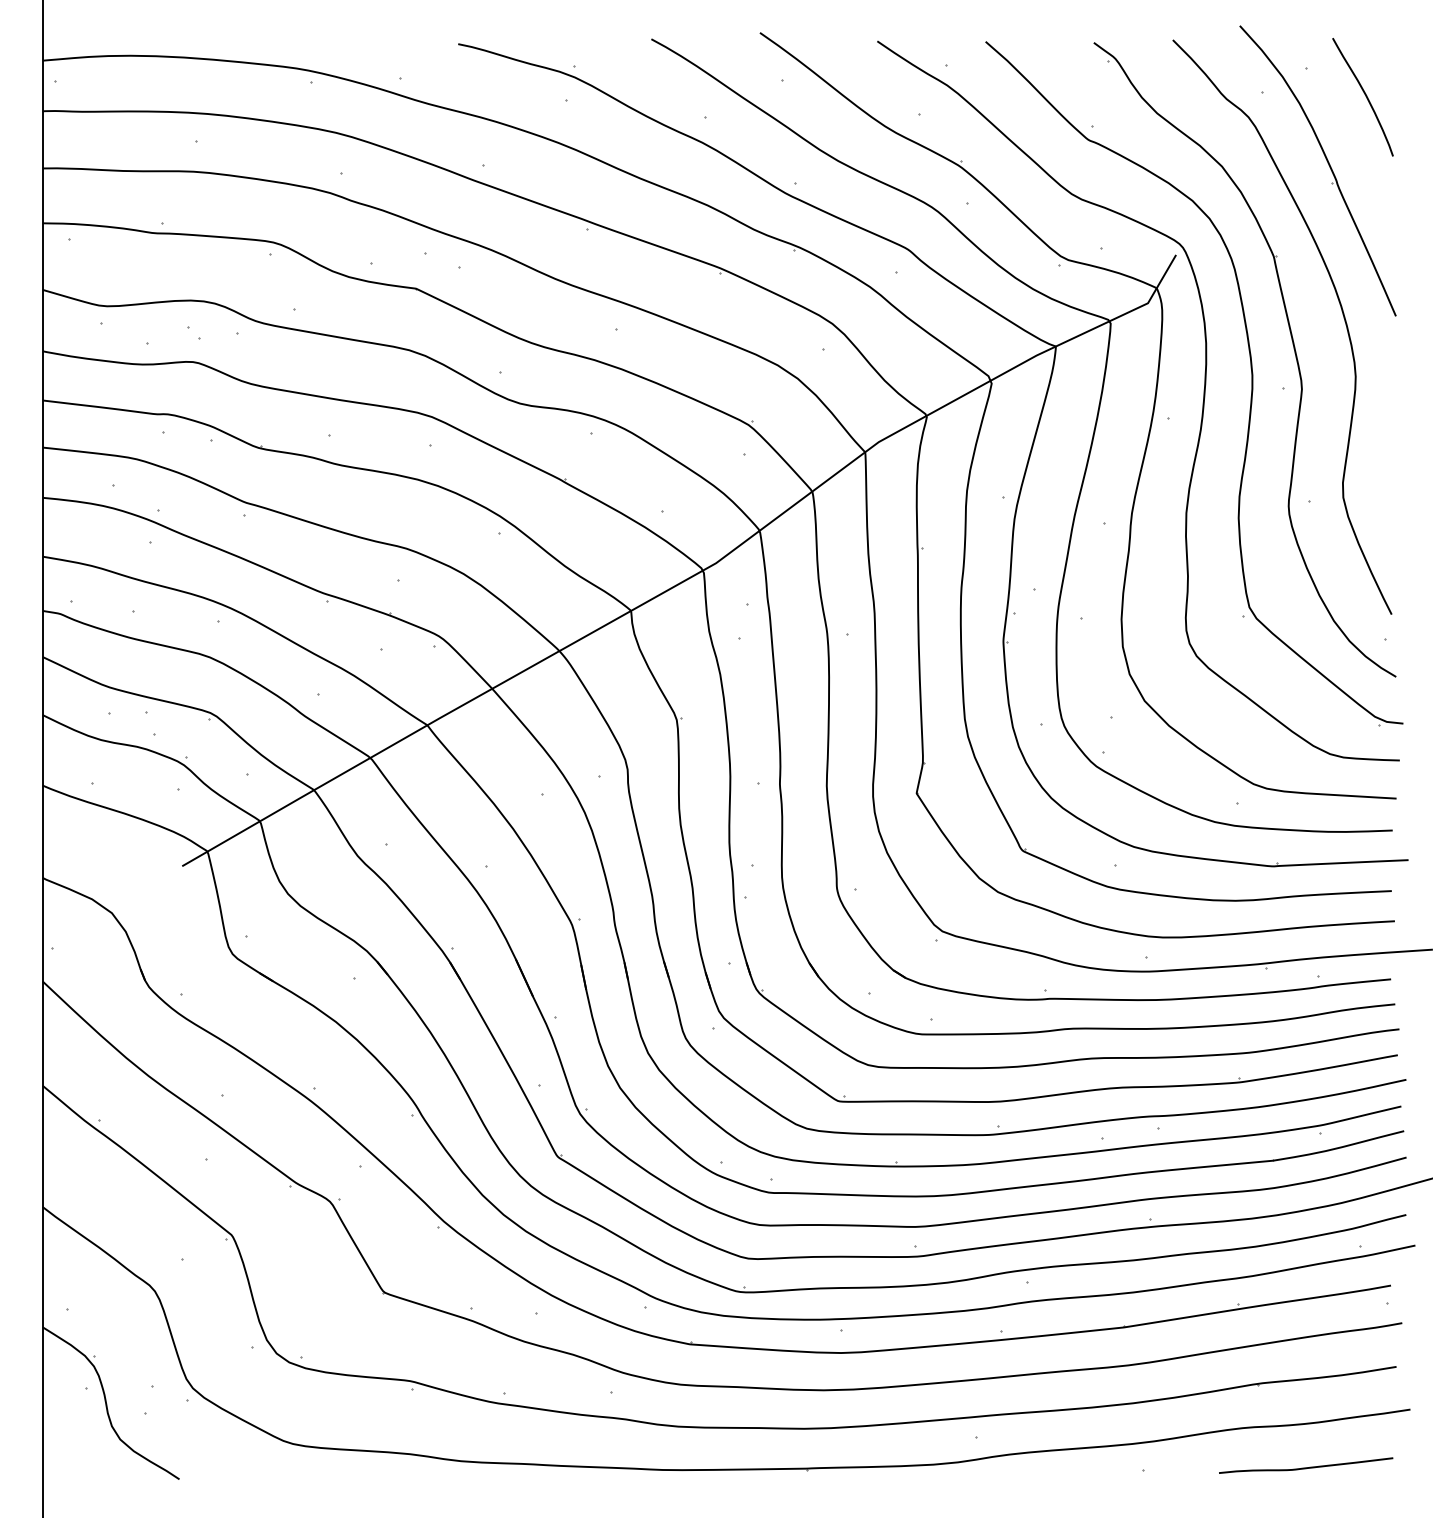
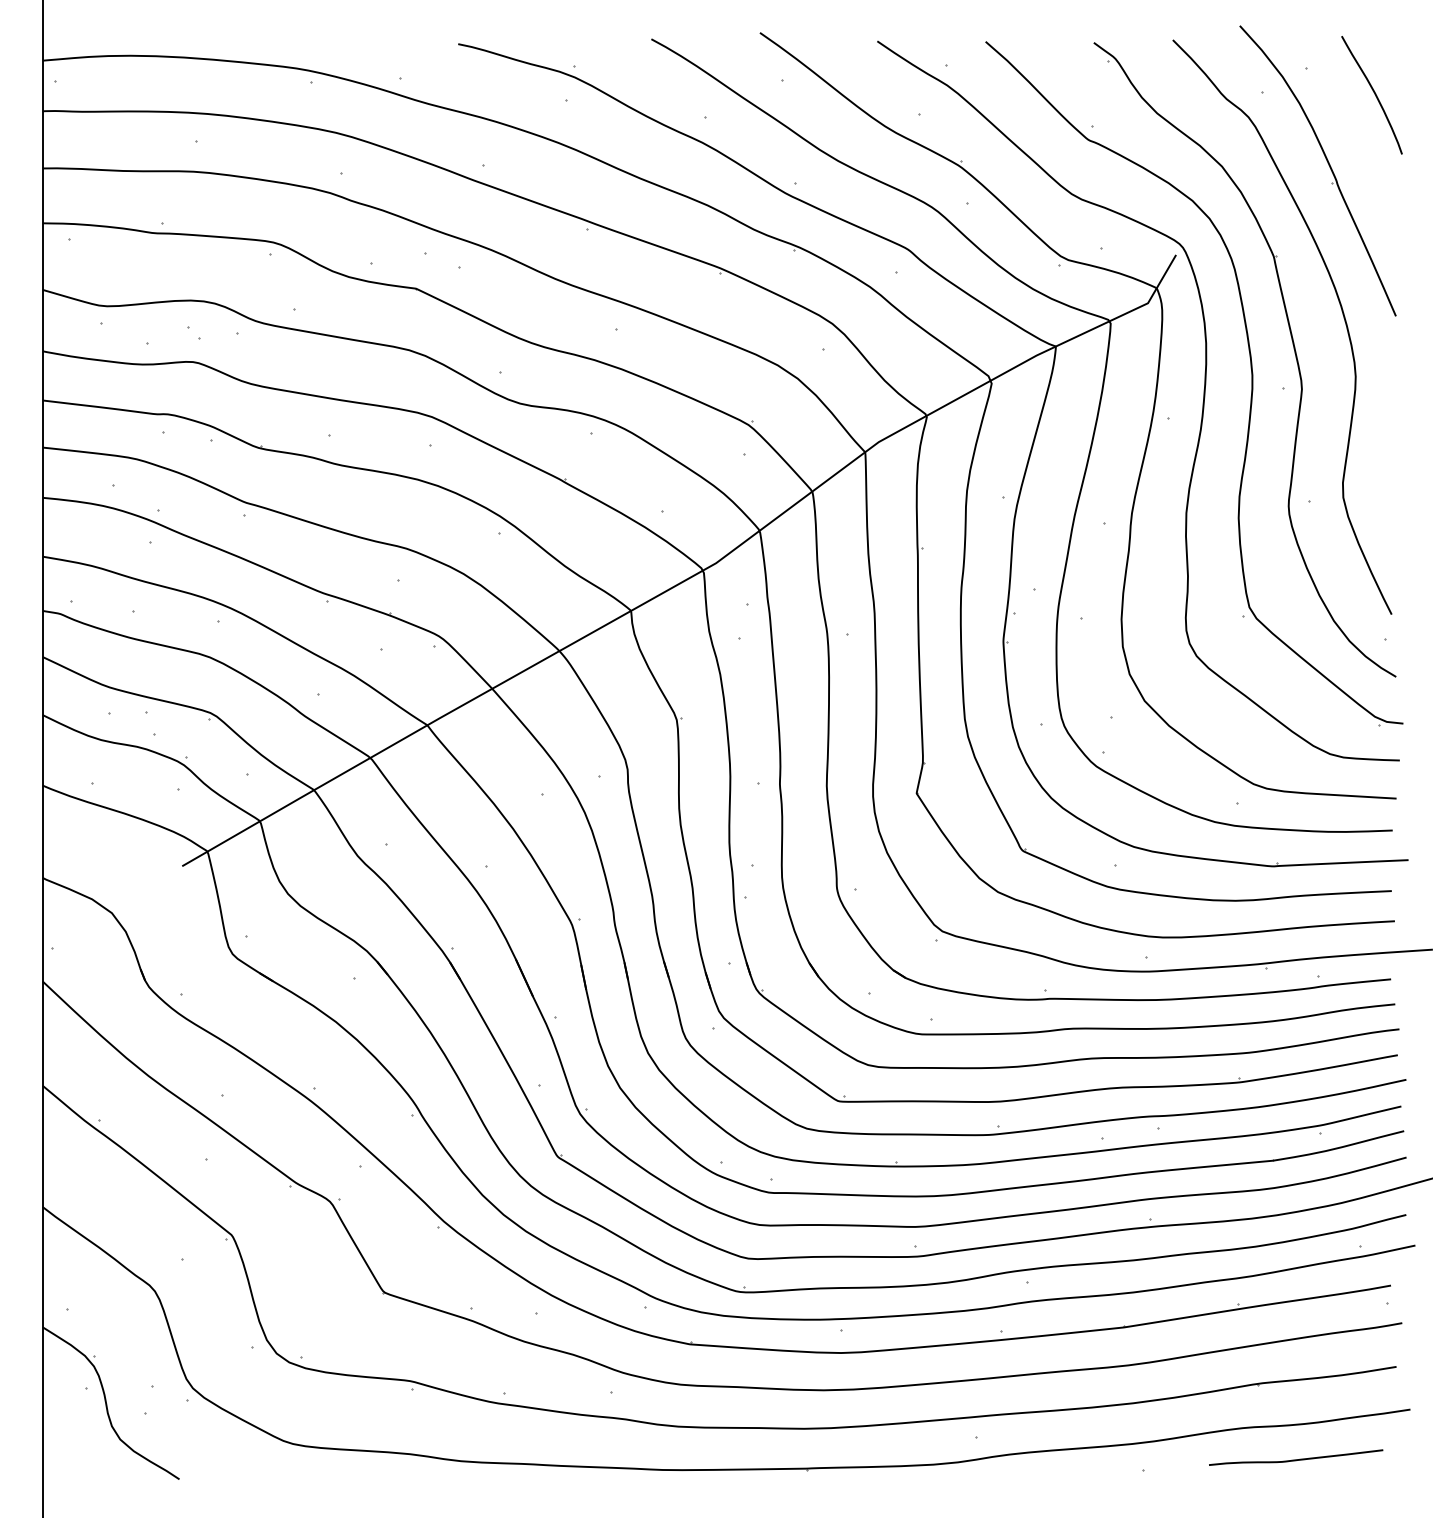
curve position: (1365, 96) -> (1374, 94) (1374, 94)
curve position: (1306, 1467) -> (1296, 1459) (1296, 1459)
